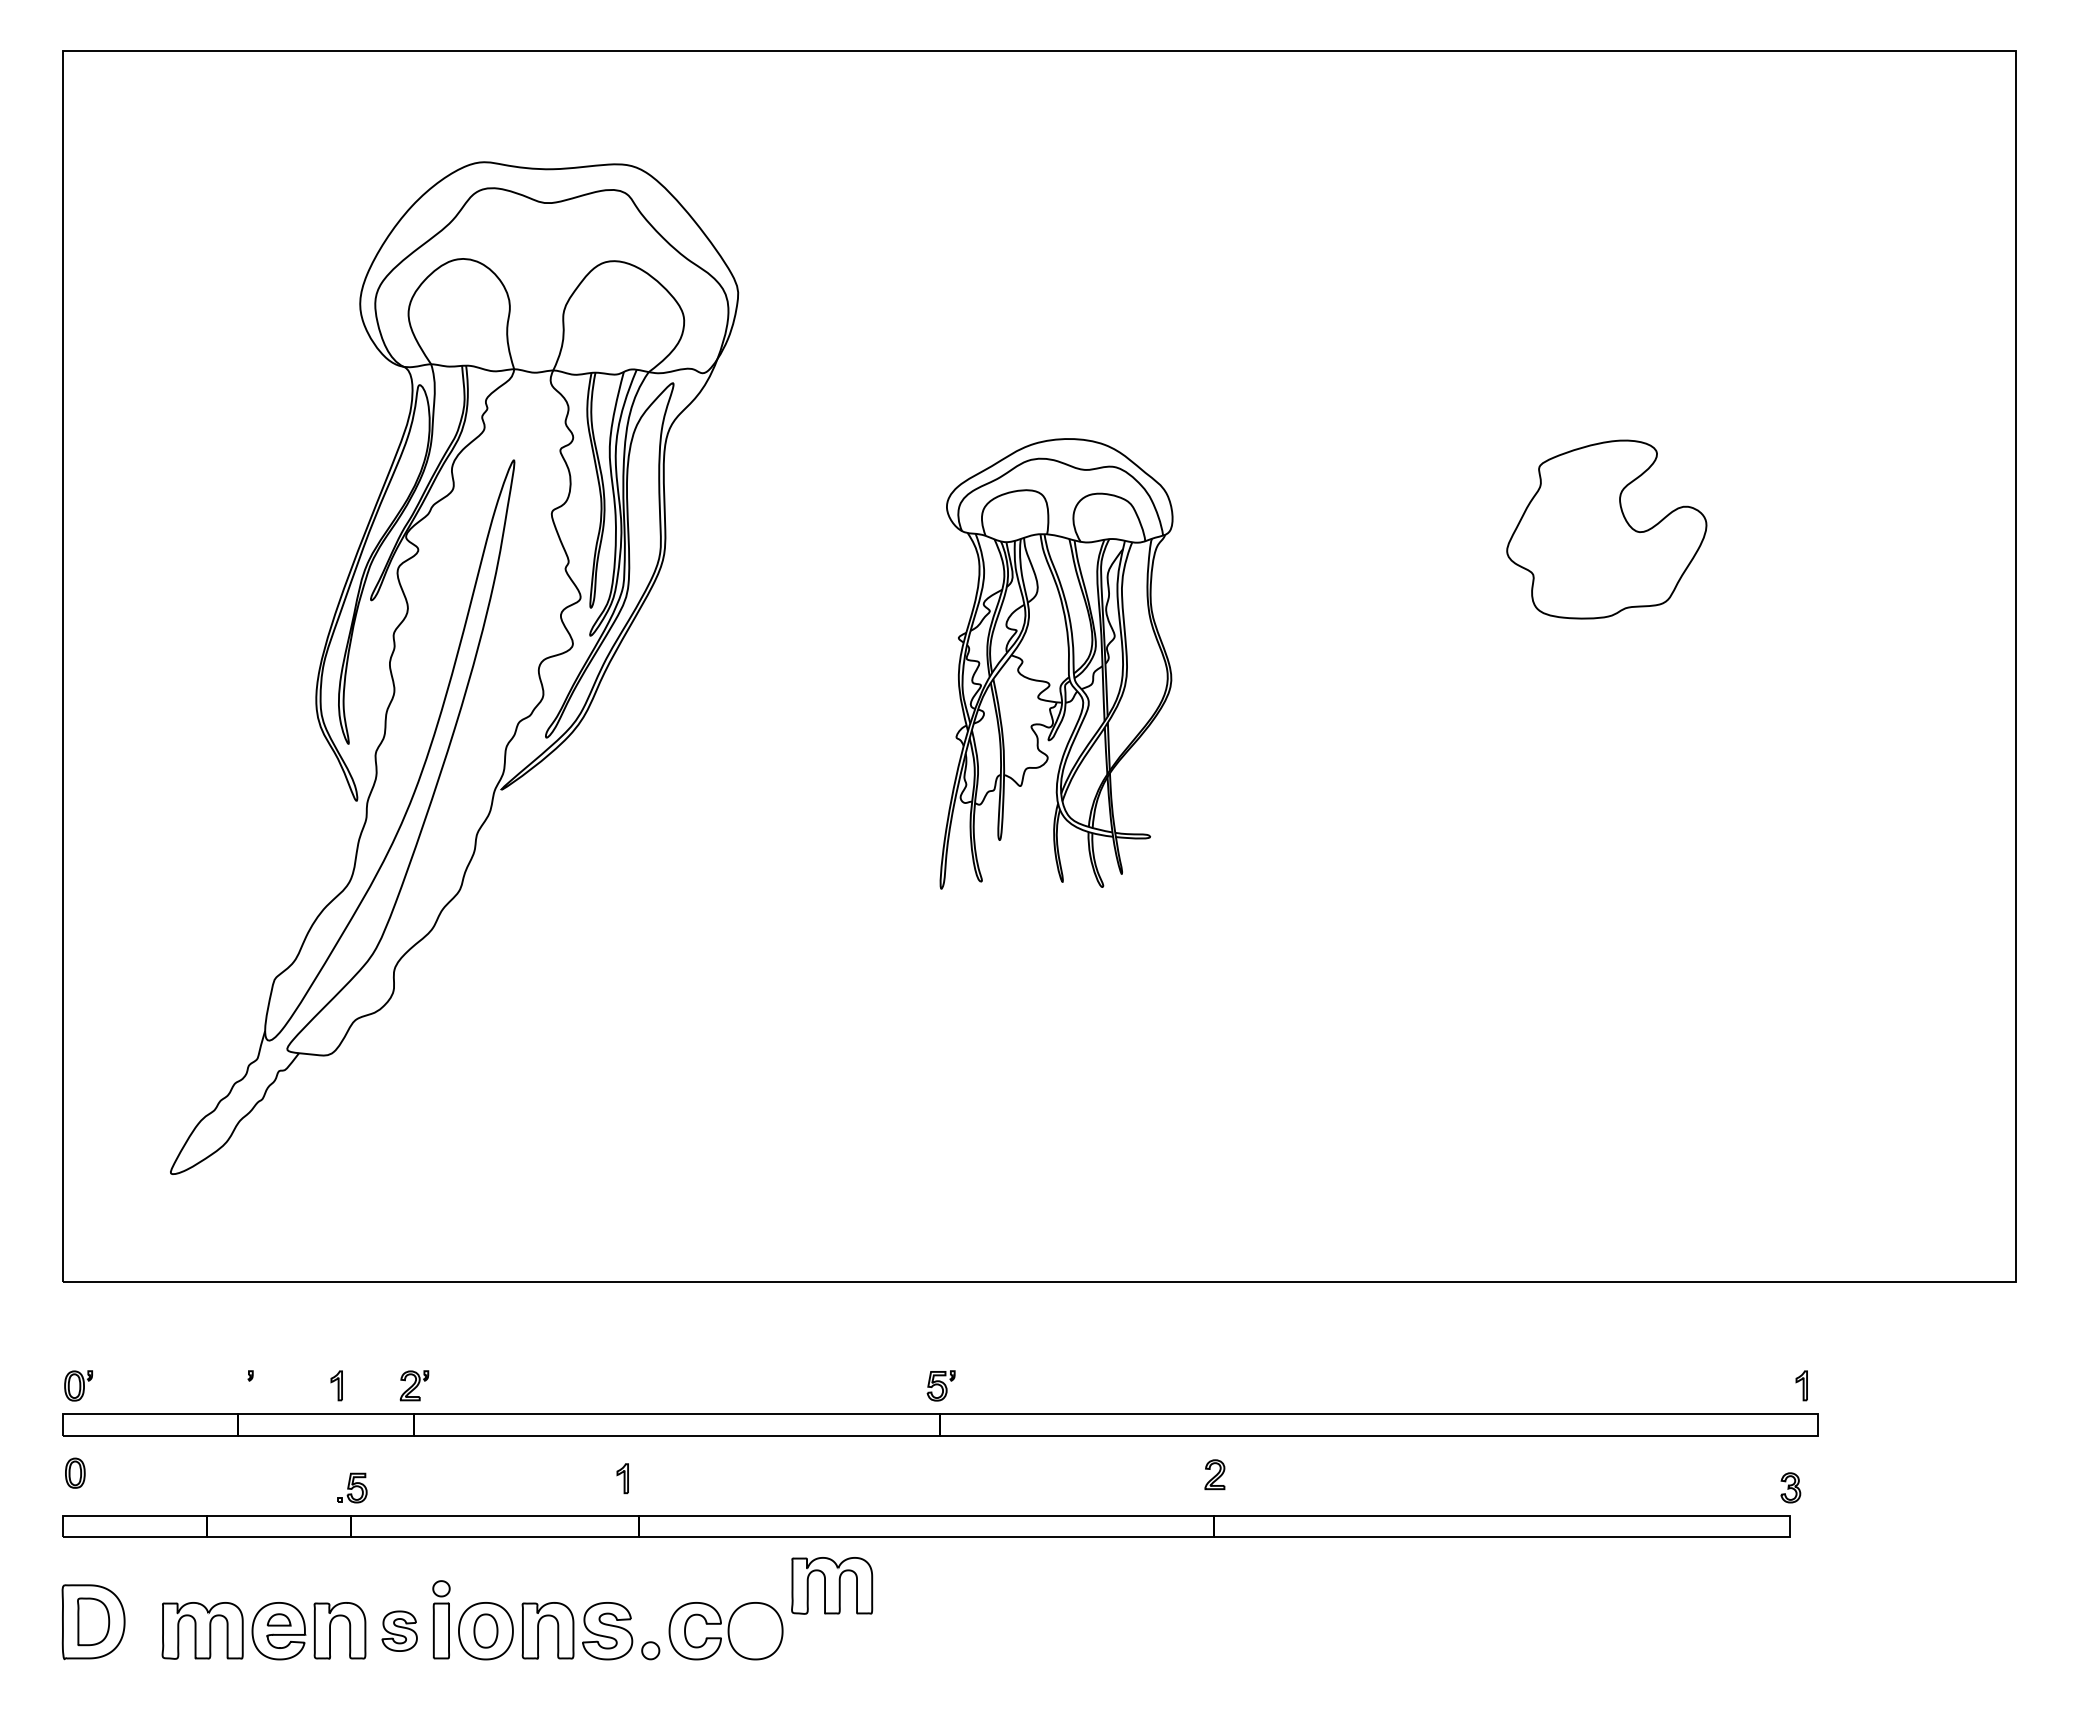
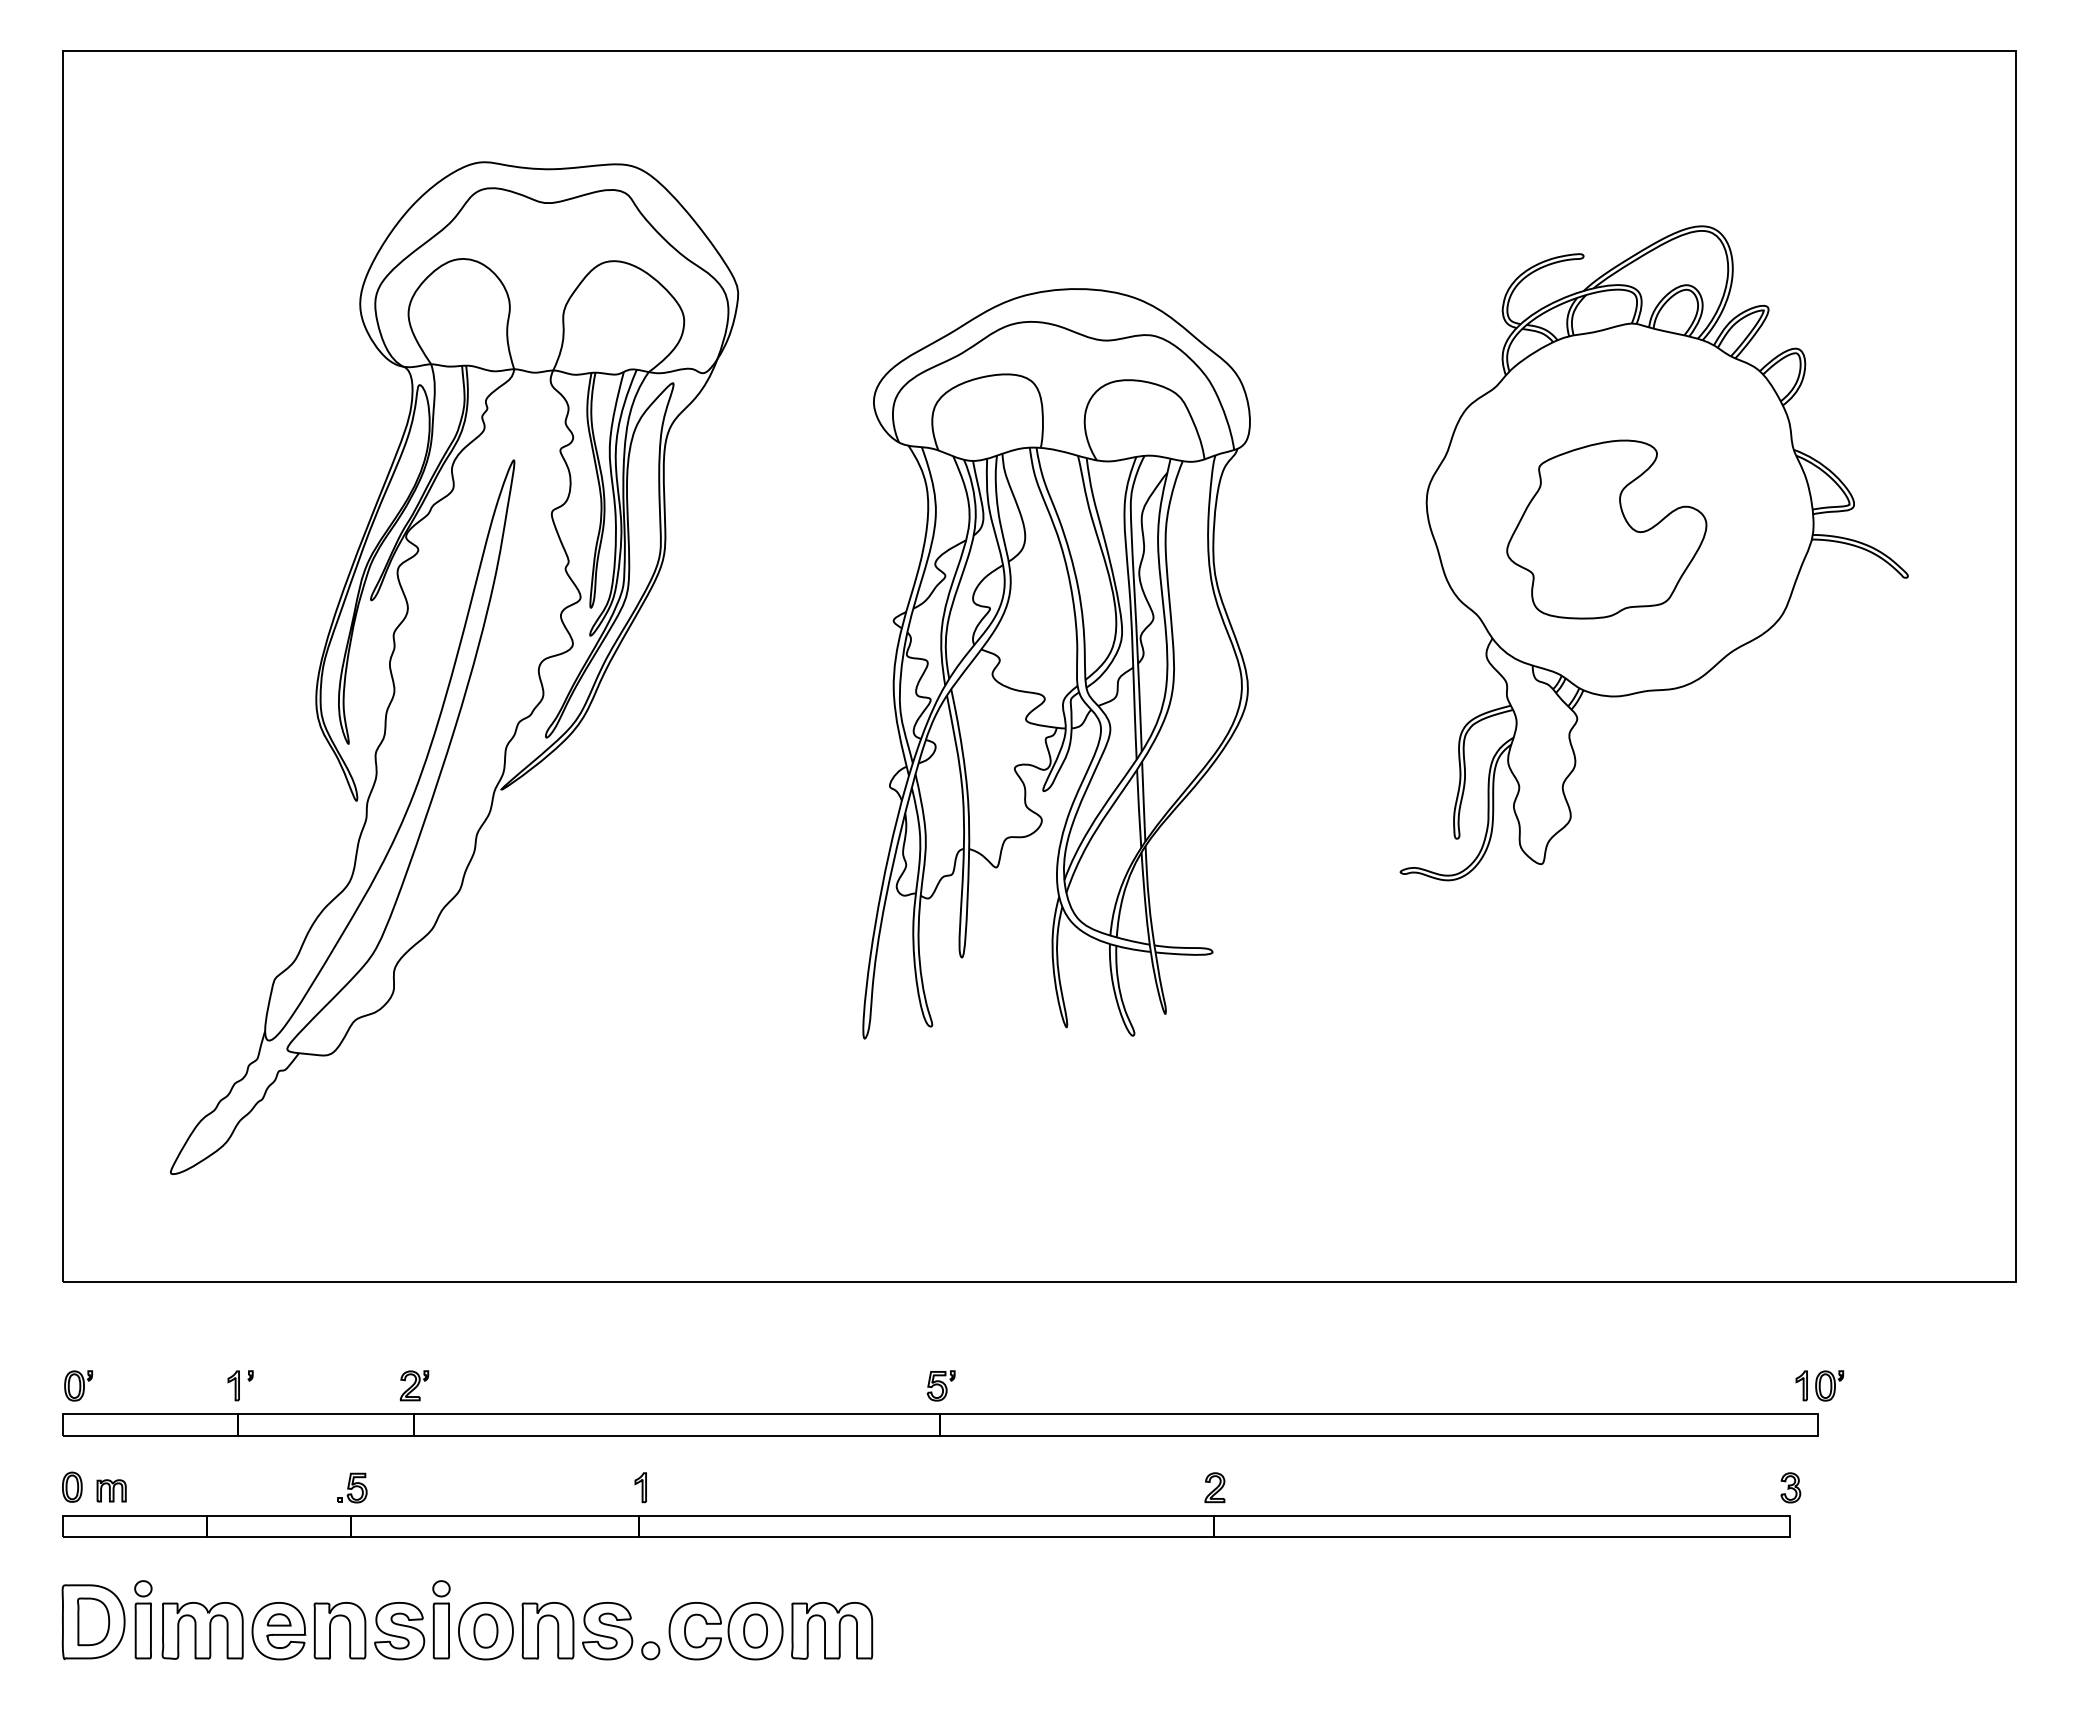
part: none -> present (1653, 553)
part size: 235x452 px -> 389x752 px (1056, 663)
part position: (336, 1385) -> (233, 1385) (233, 1385)
part: none -> present (1829, 1385)
part position: (75, 1472) -> (72, 1486) (72, 1486)
part position: (1214, 1474) -> (1214, 1487) (1214, 1487)
part position: (622, 1478) -> (640, 1487) (640, 1487)
part: none -> present (111, 1490)
part position: (832, 1585) -> (832, 1630) (832, 1630)
part: none -> present (143, 1619)
part size: 37x42 px -> 52x59 px (399, 1631)
part: none -> present (755, 1630)
